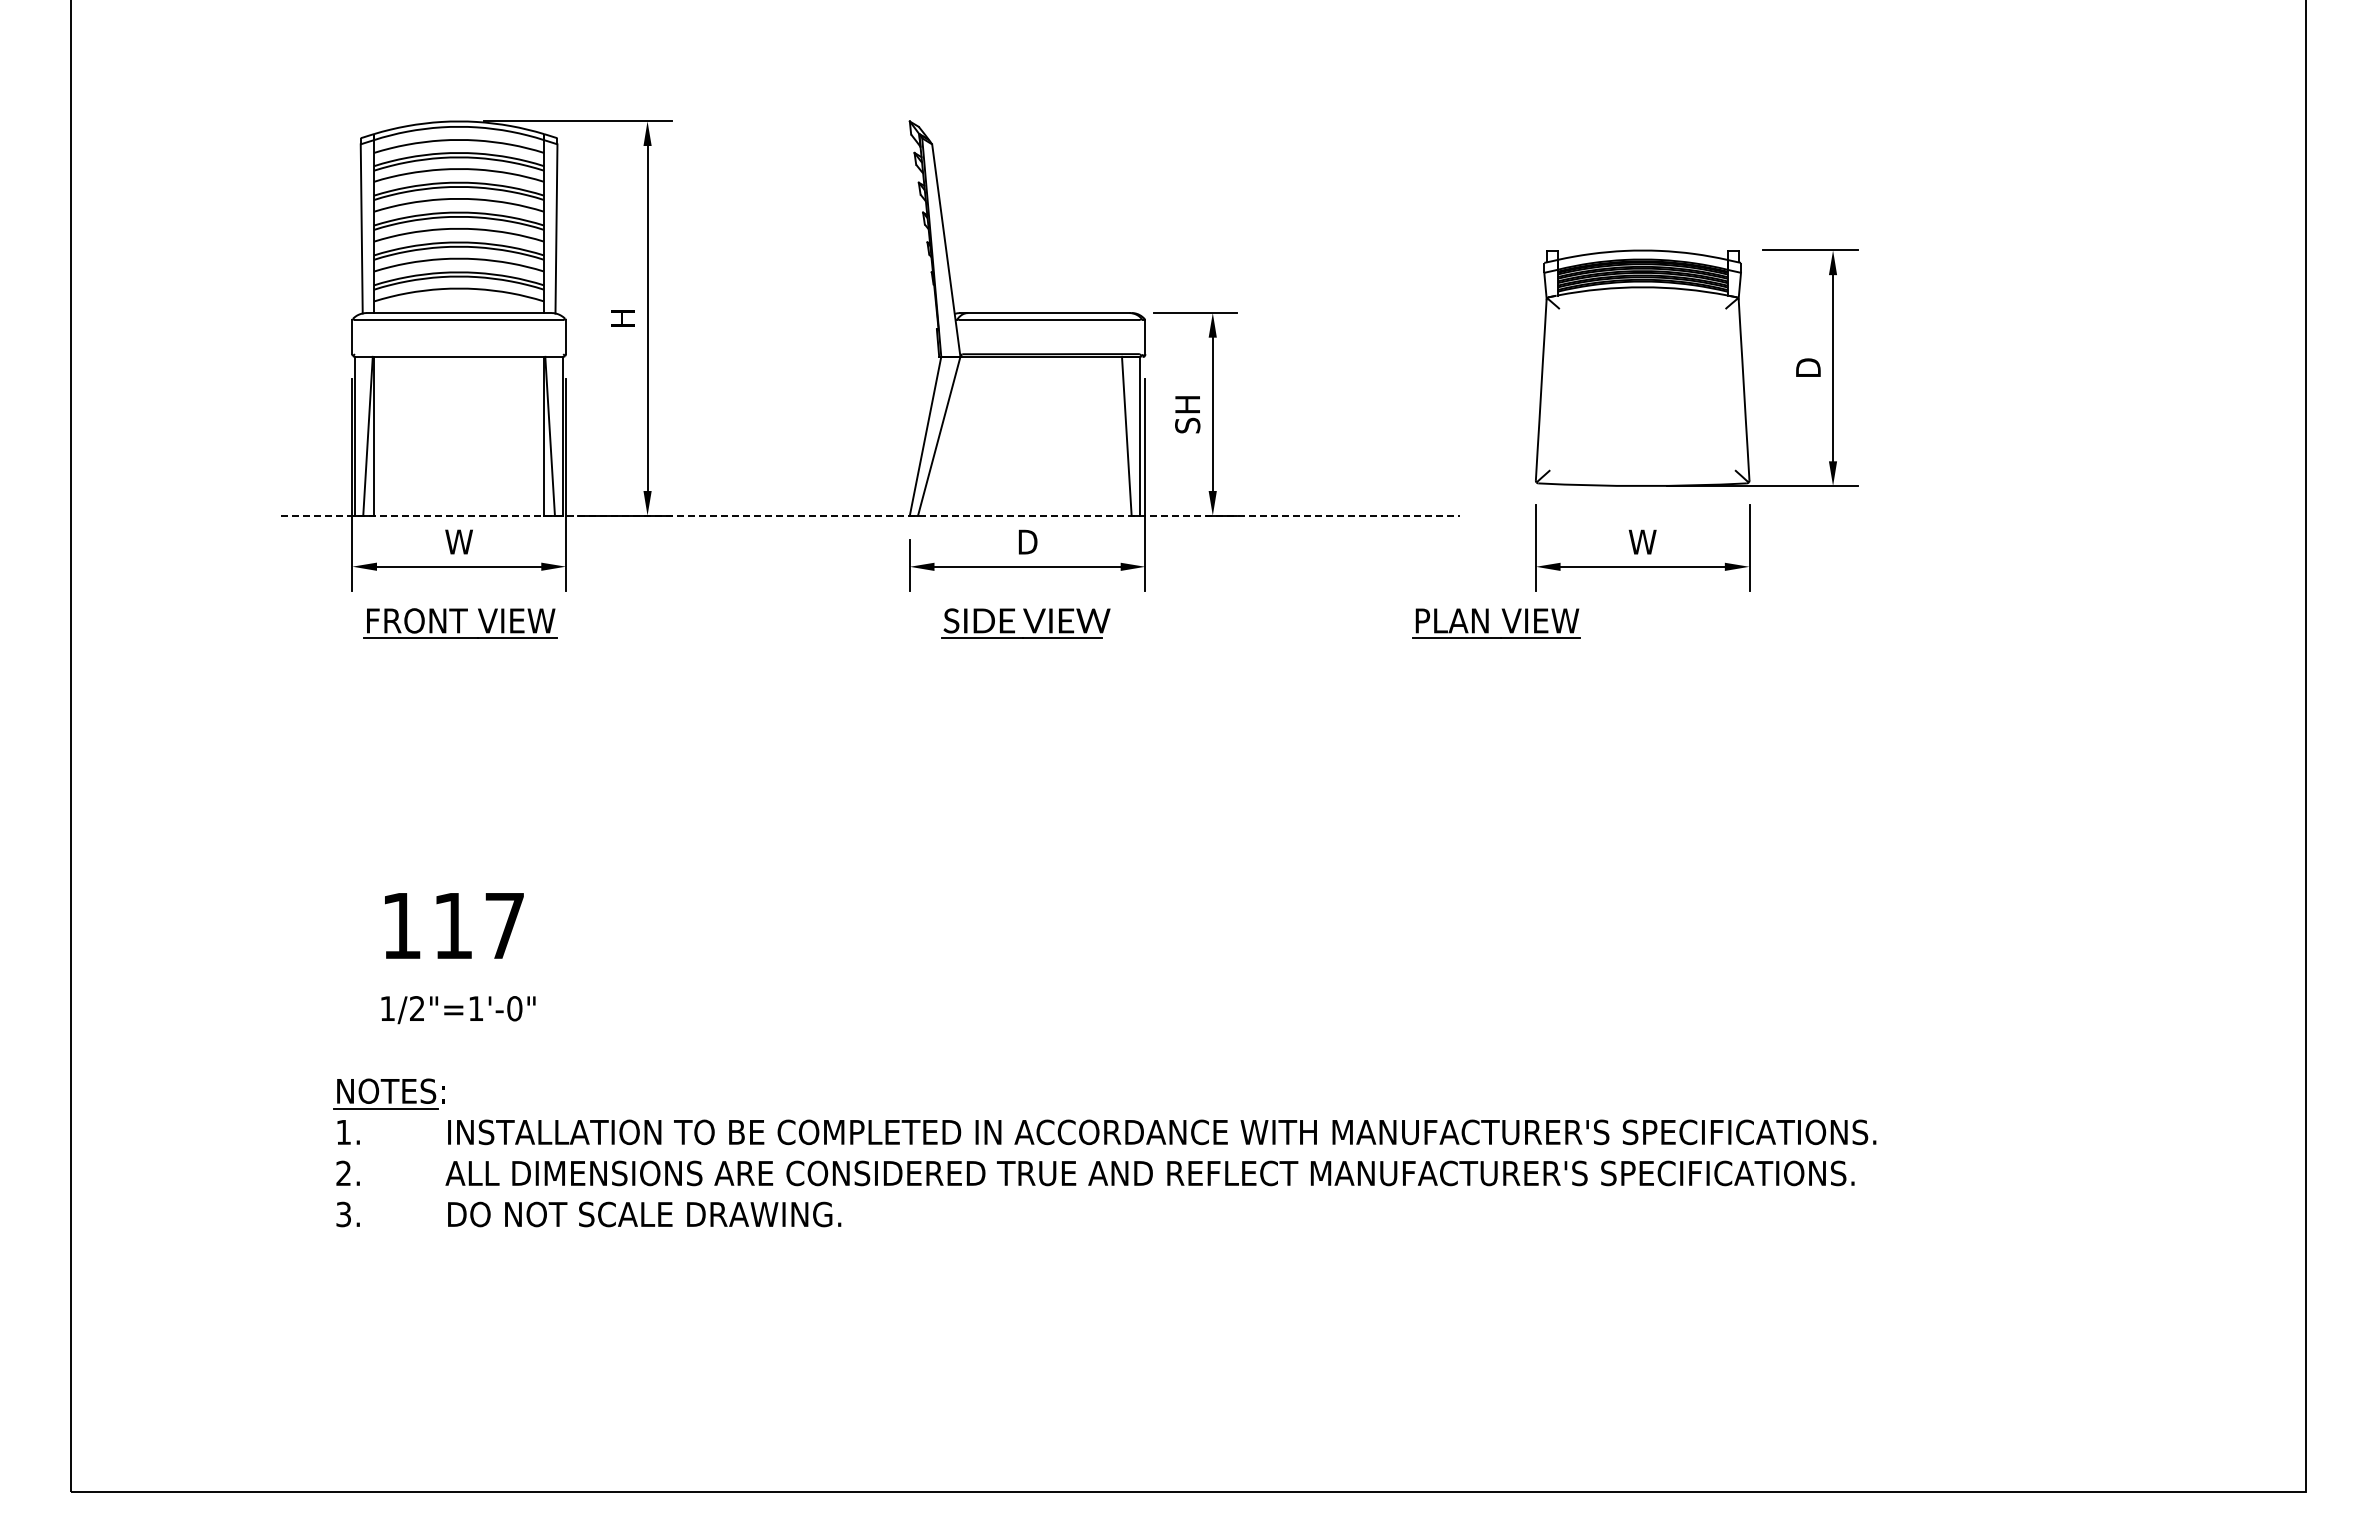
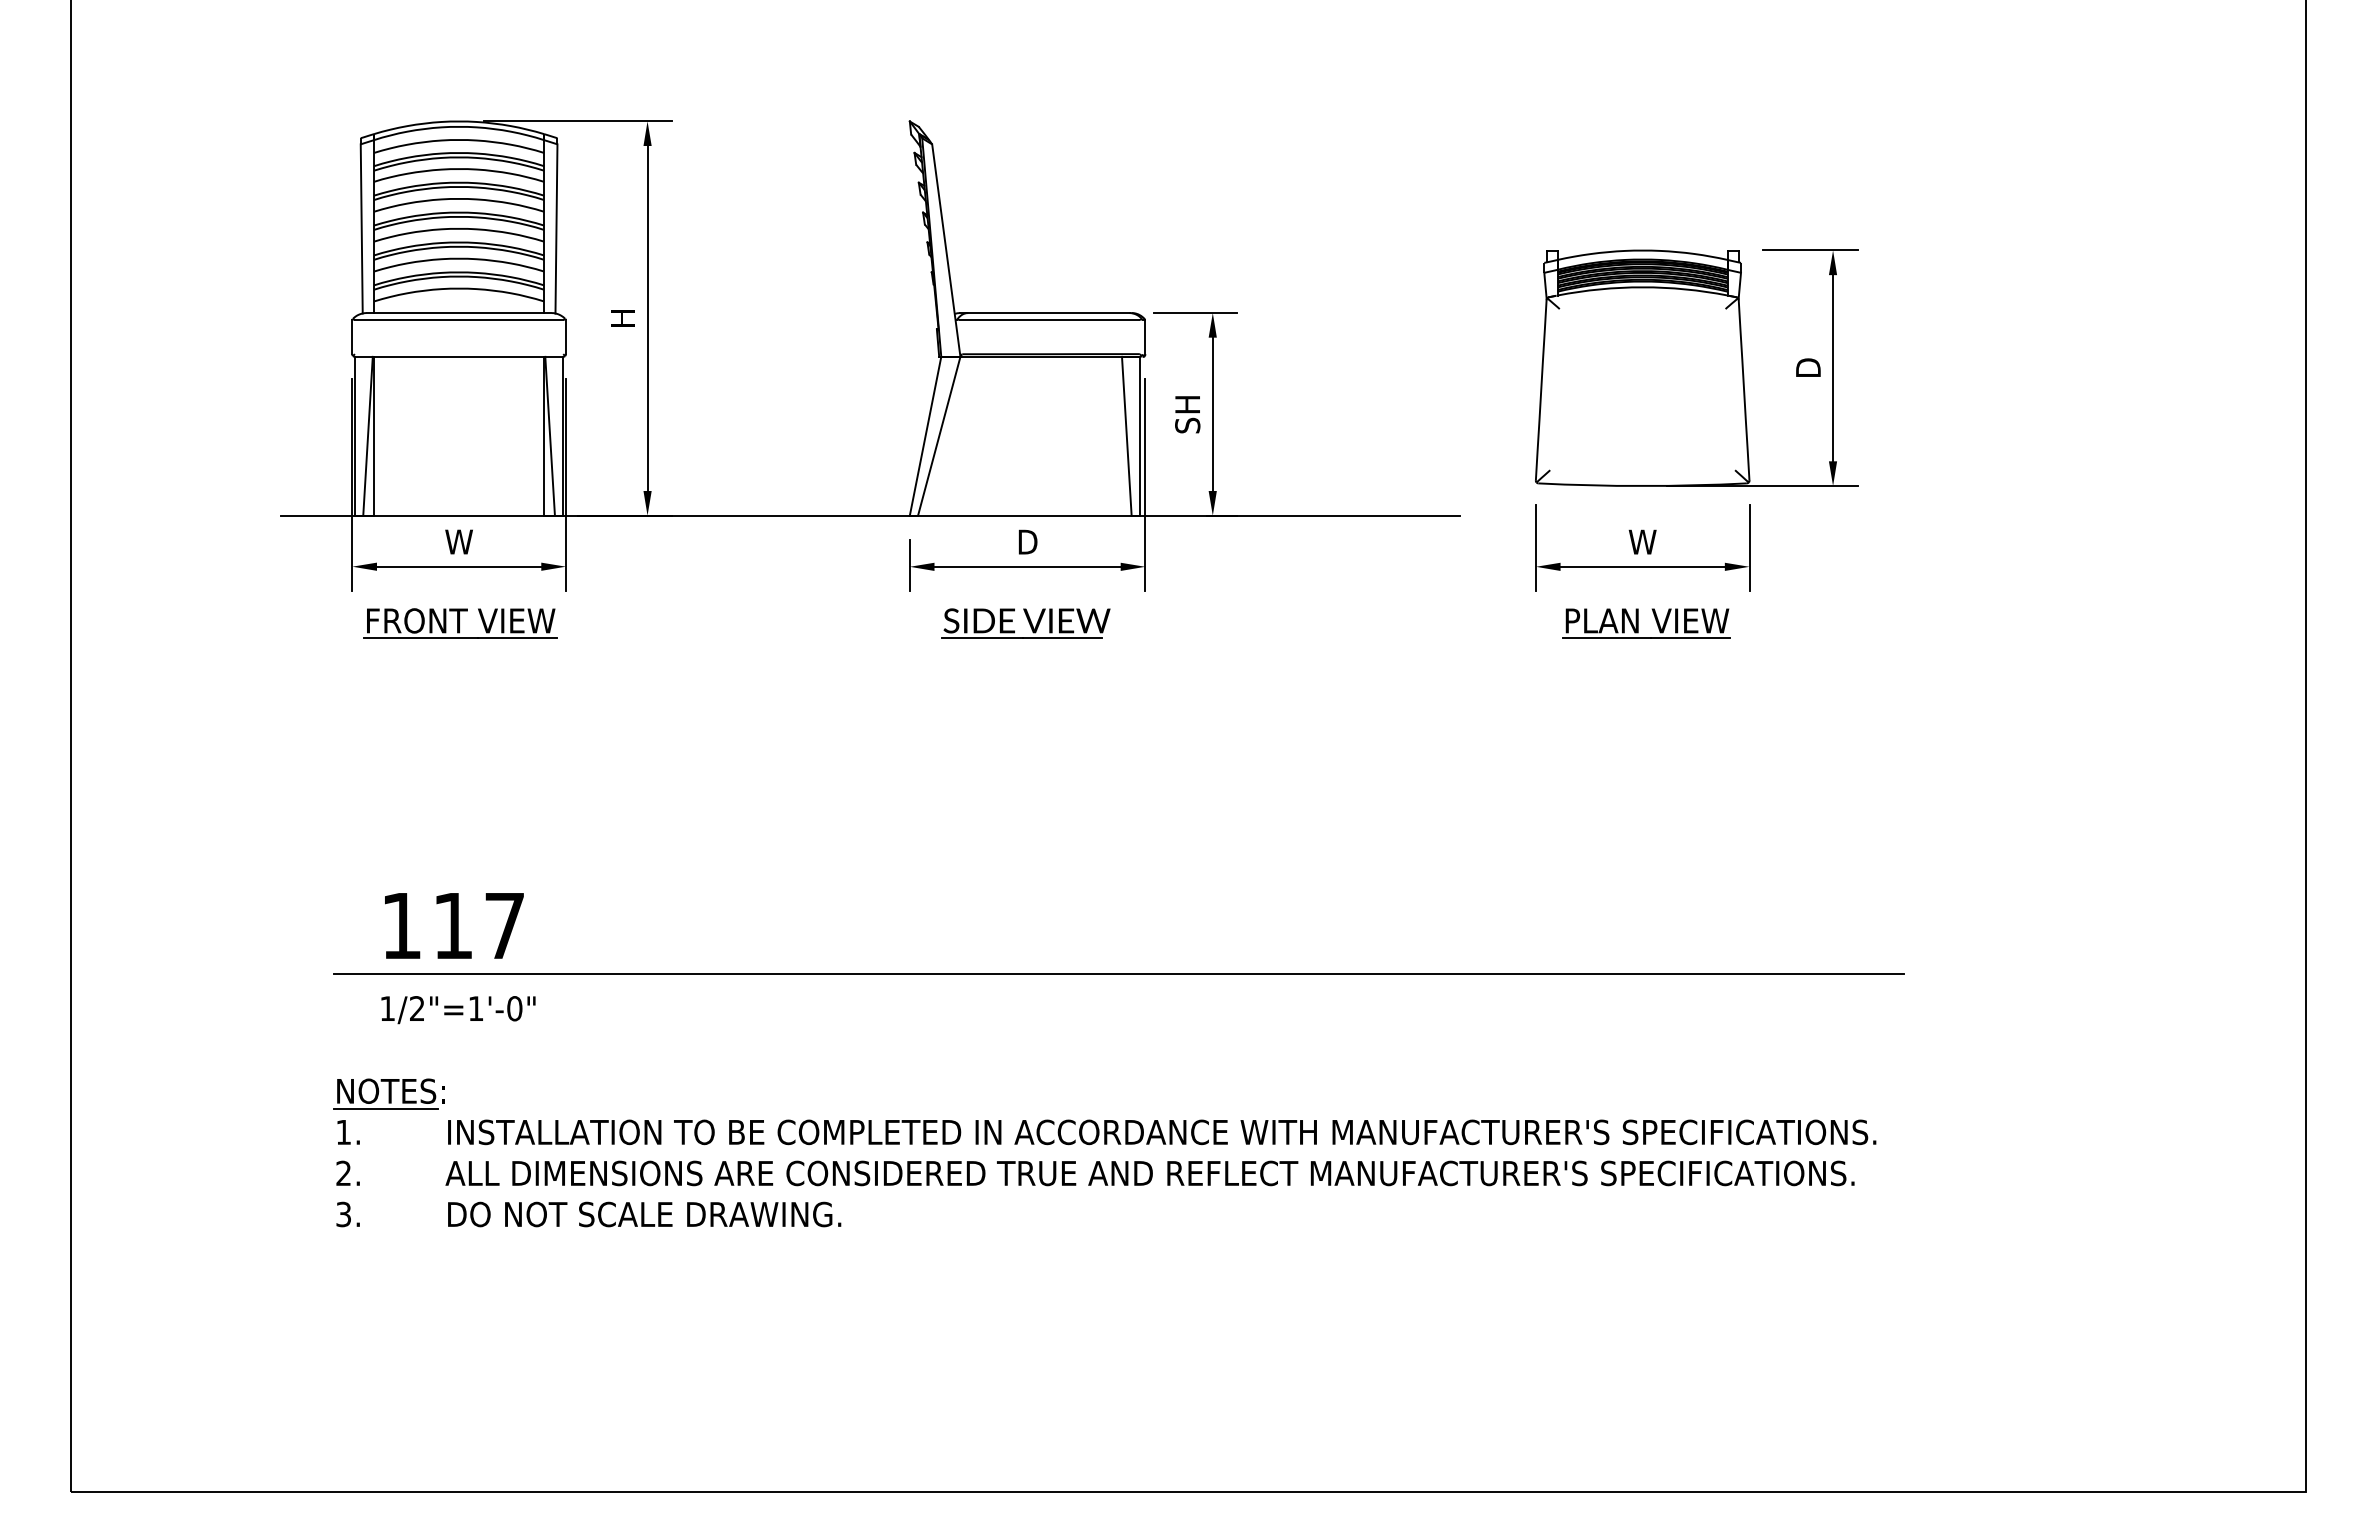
line: dashed -> solid (870, 515)
part position: (1488, 623) -> (1638, 623) (1638, 623)
line: none -> present (1119, 973)
